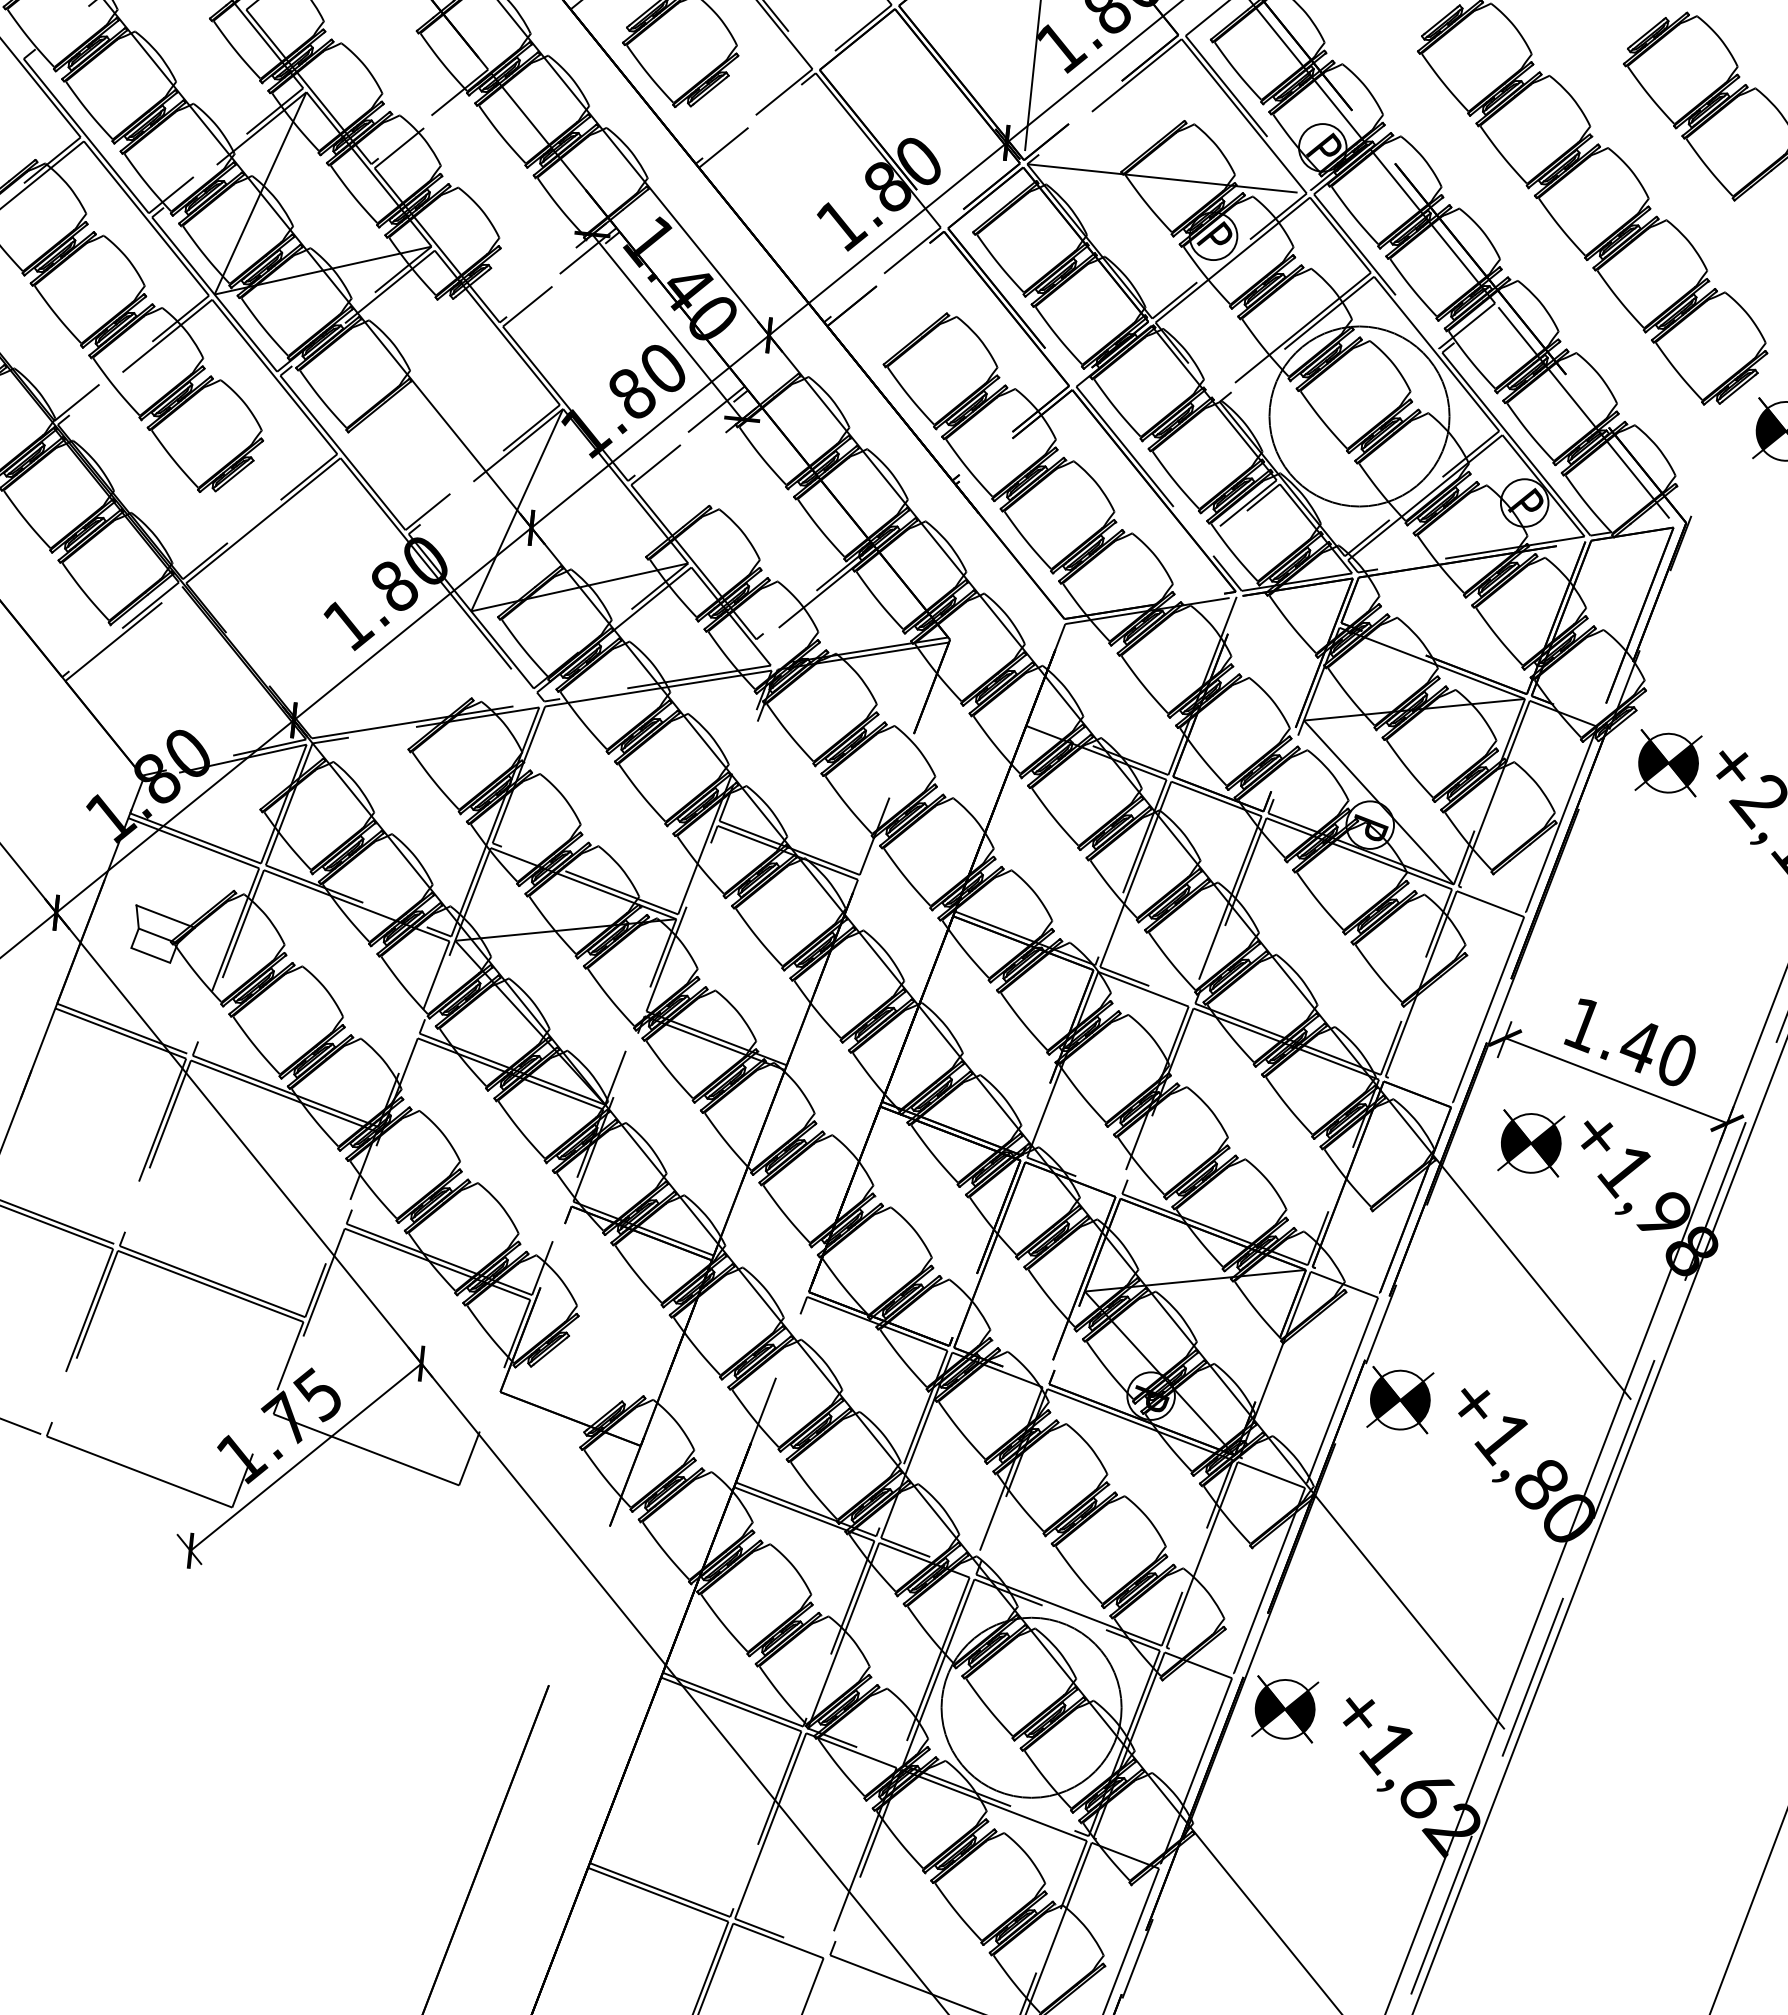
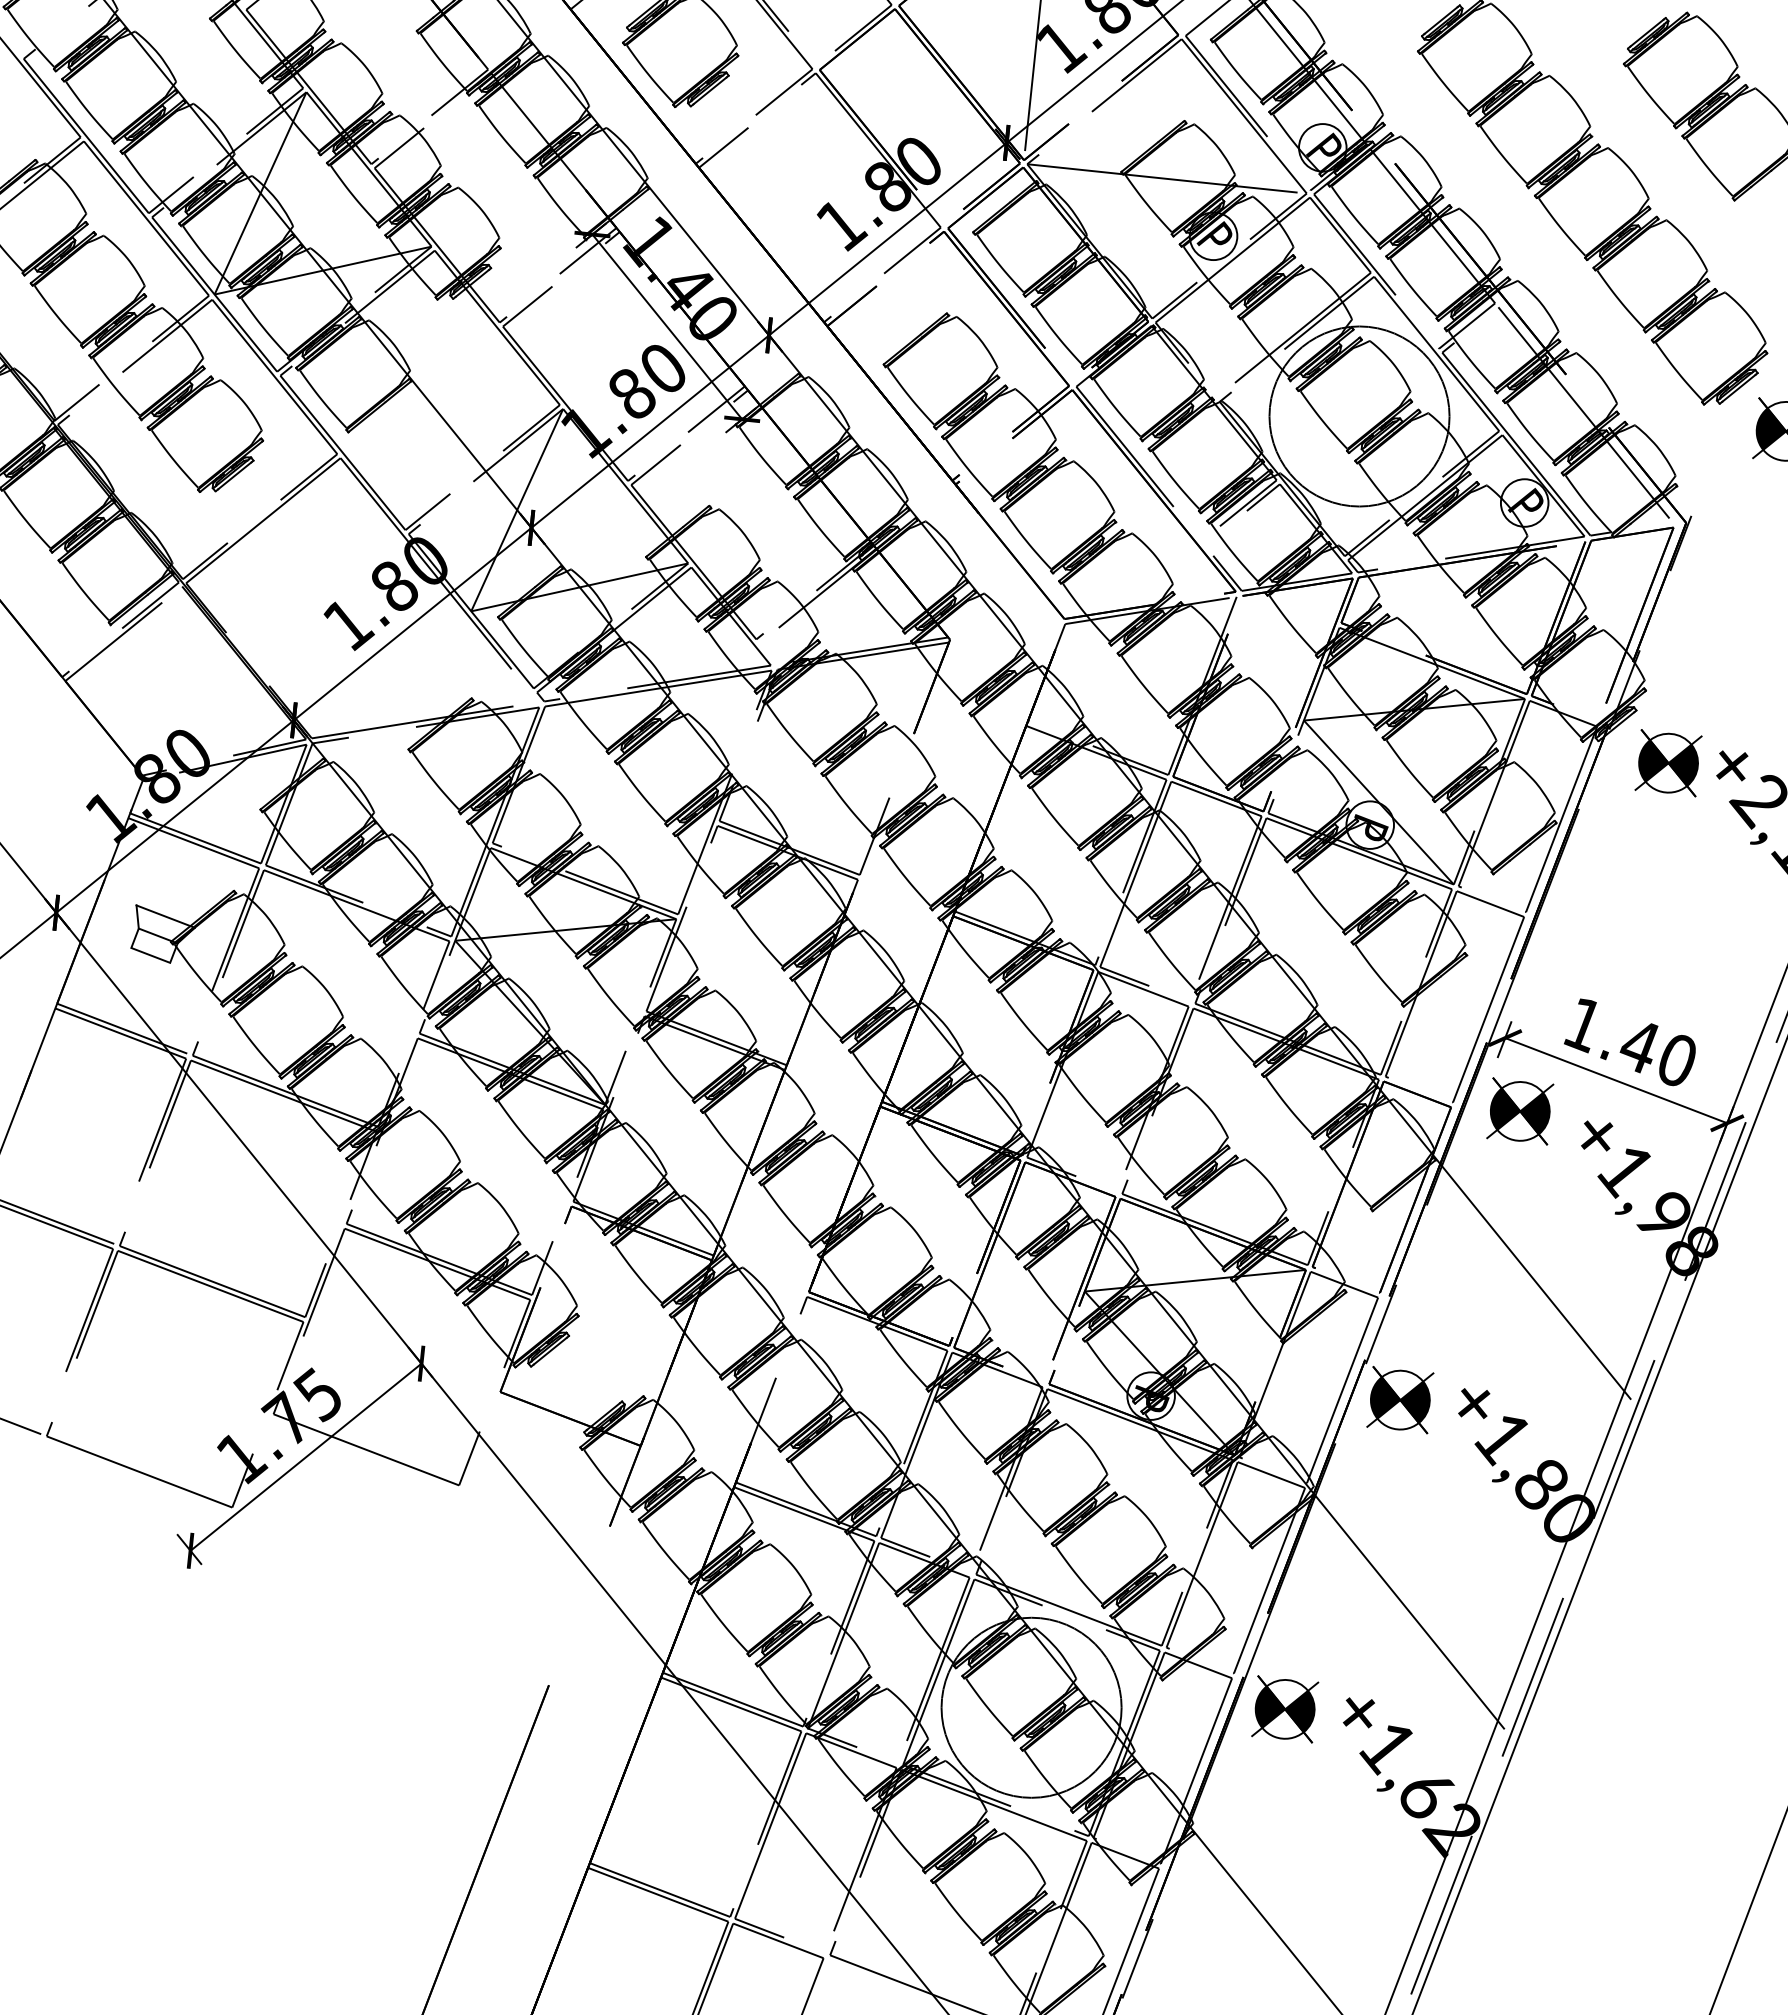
part position: (1531, 1143) -> (1520, 1111) (1520, 1111)
